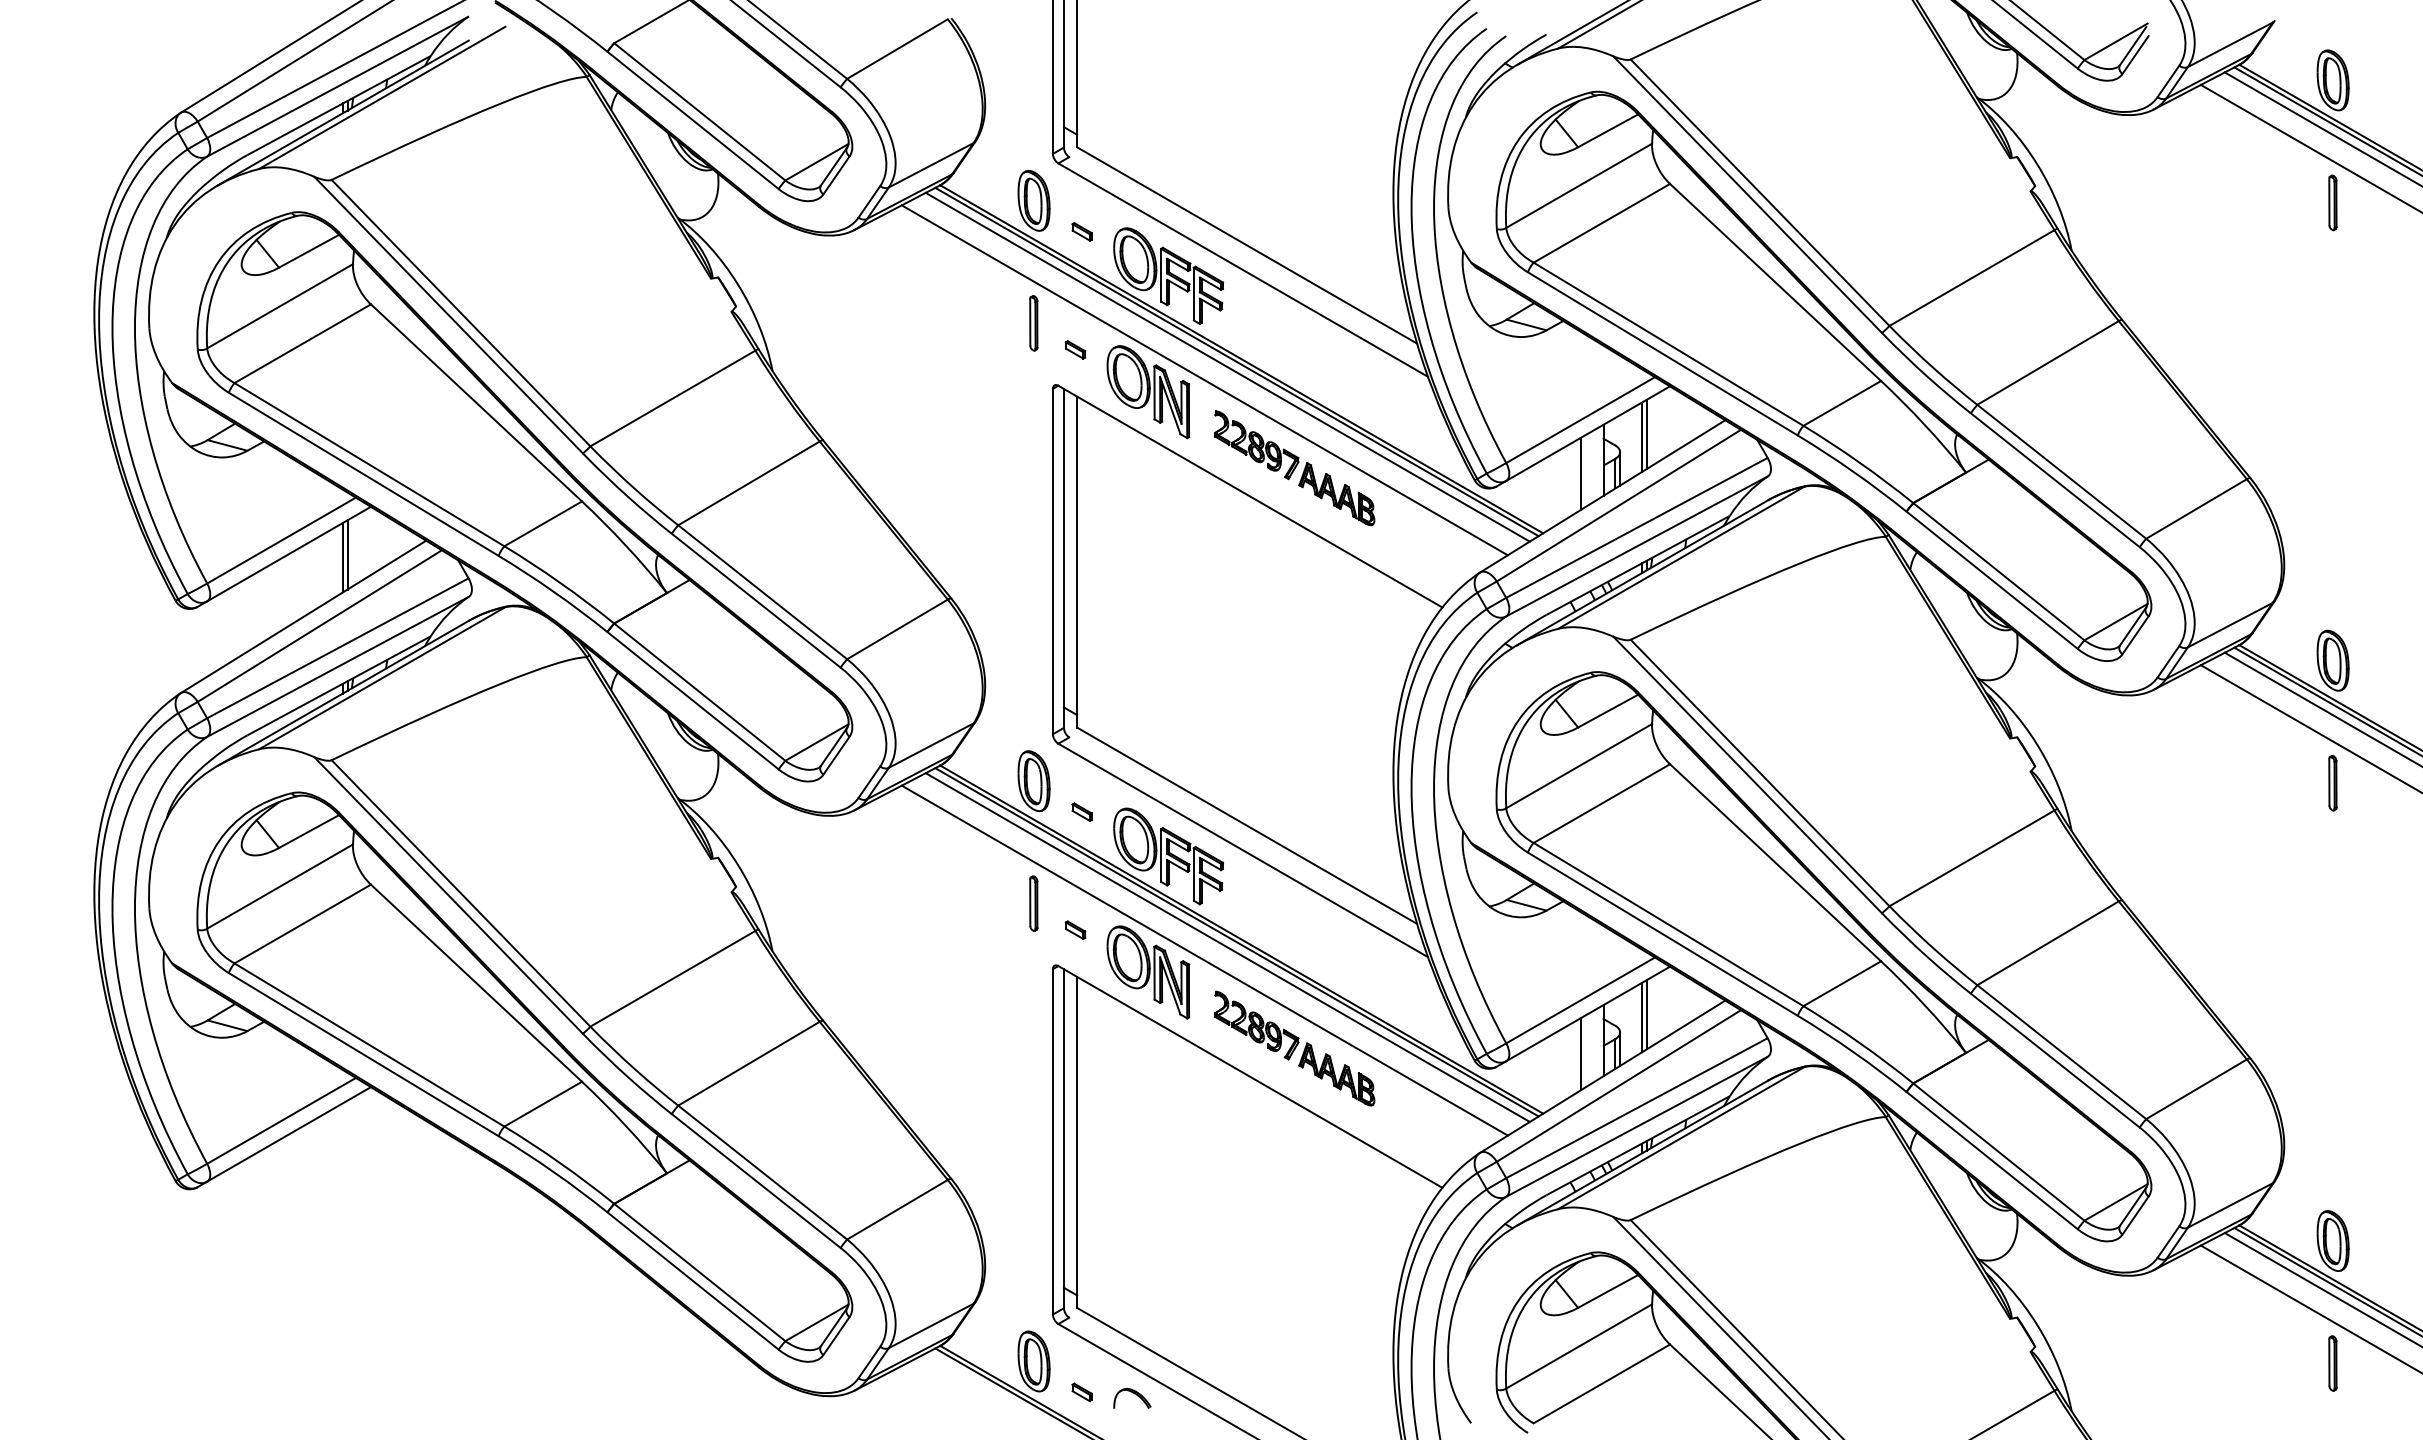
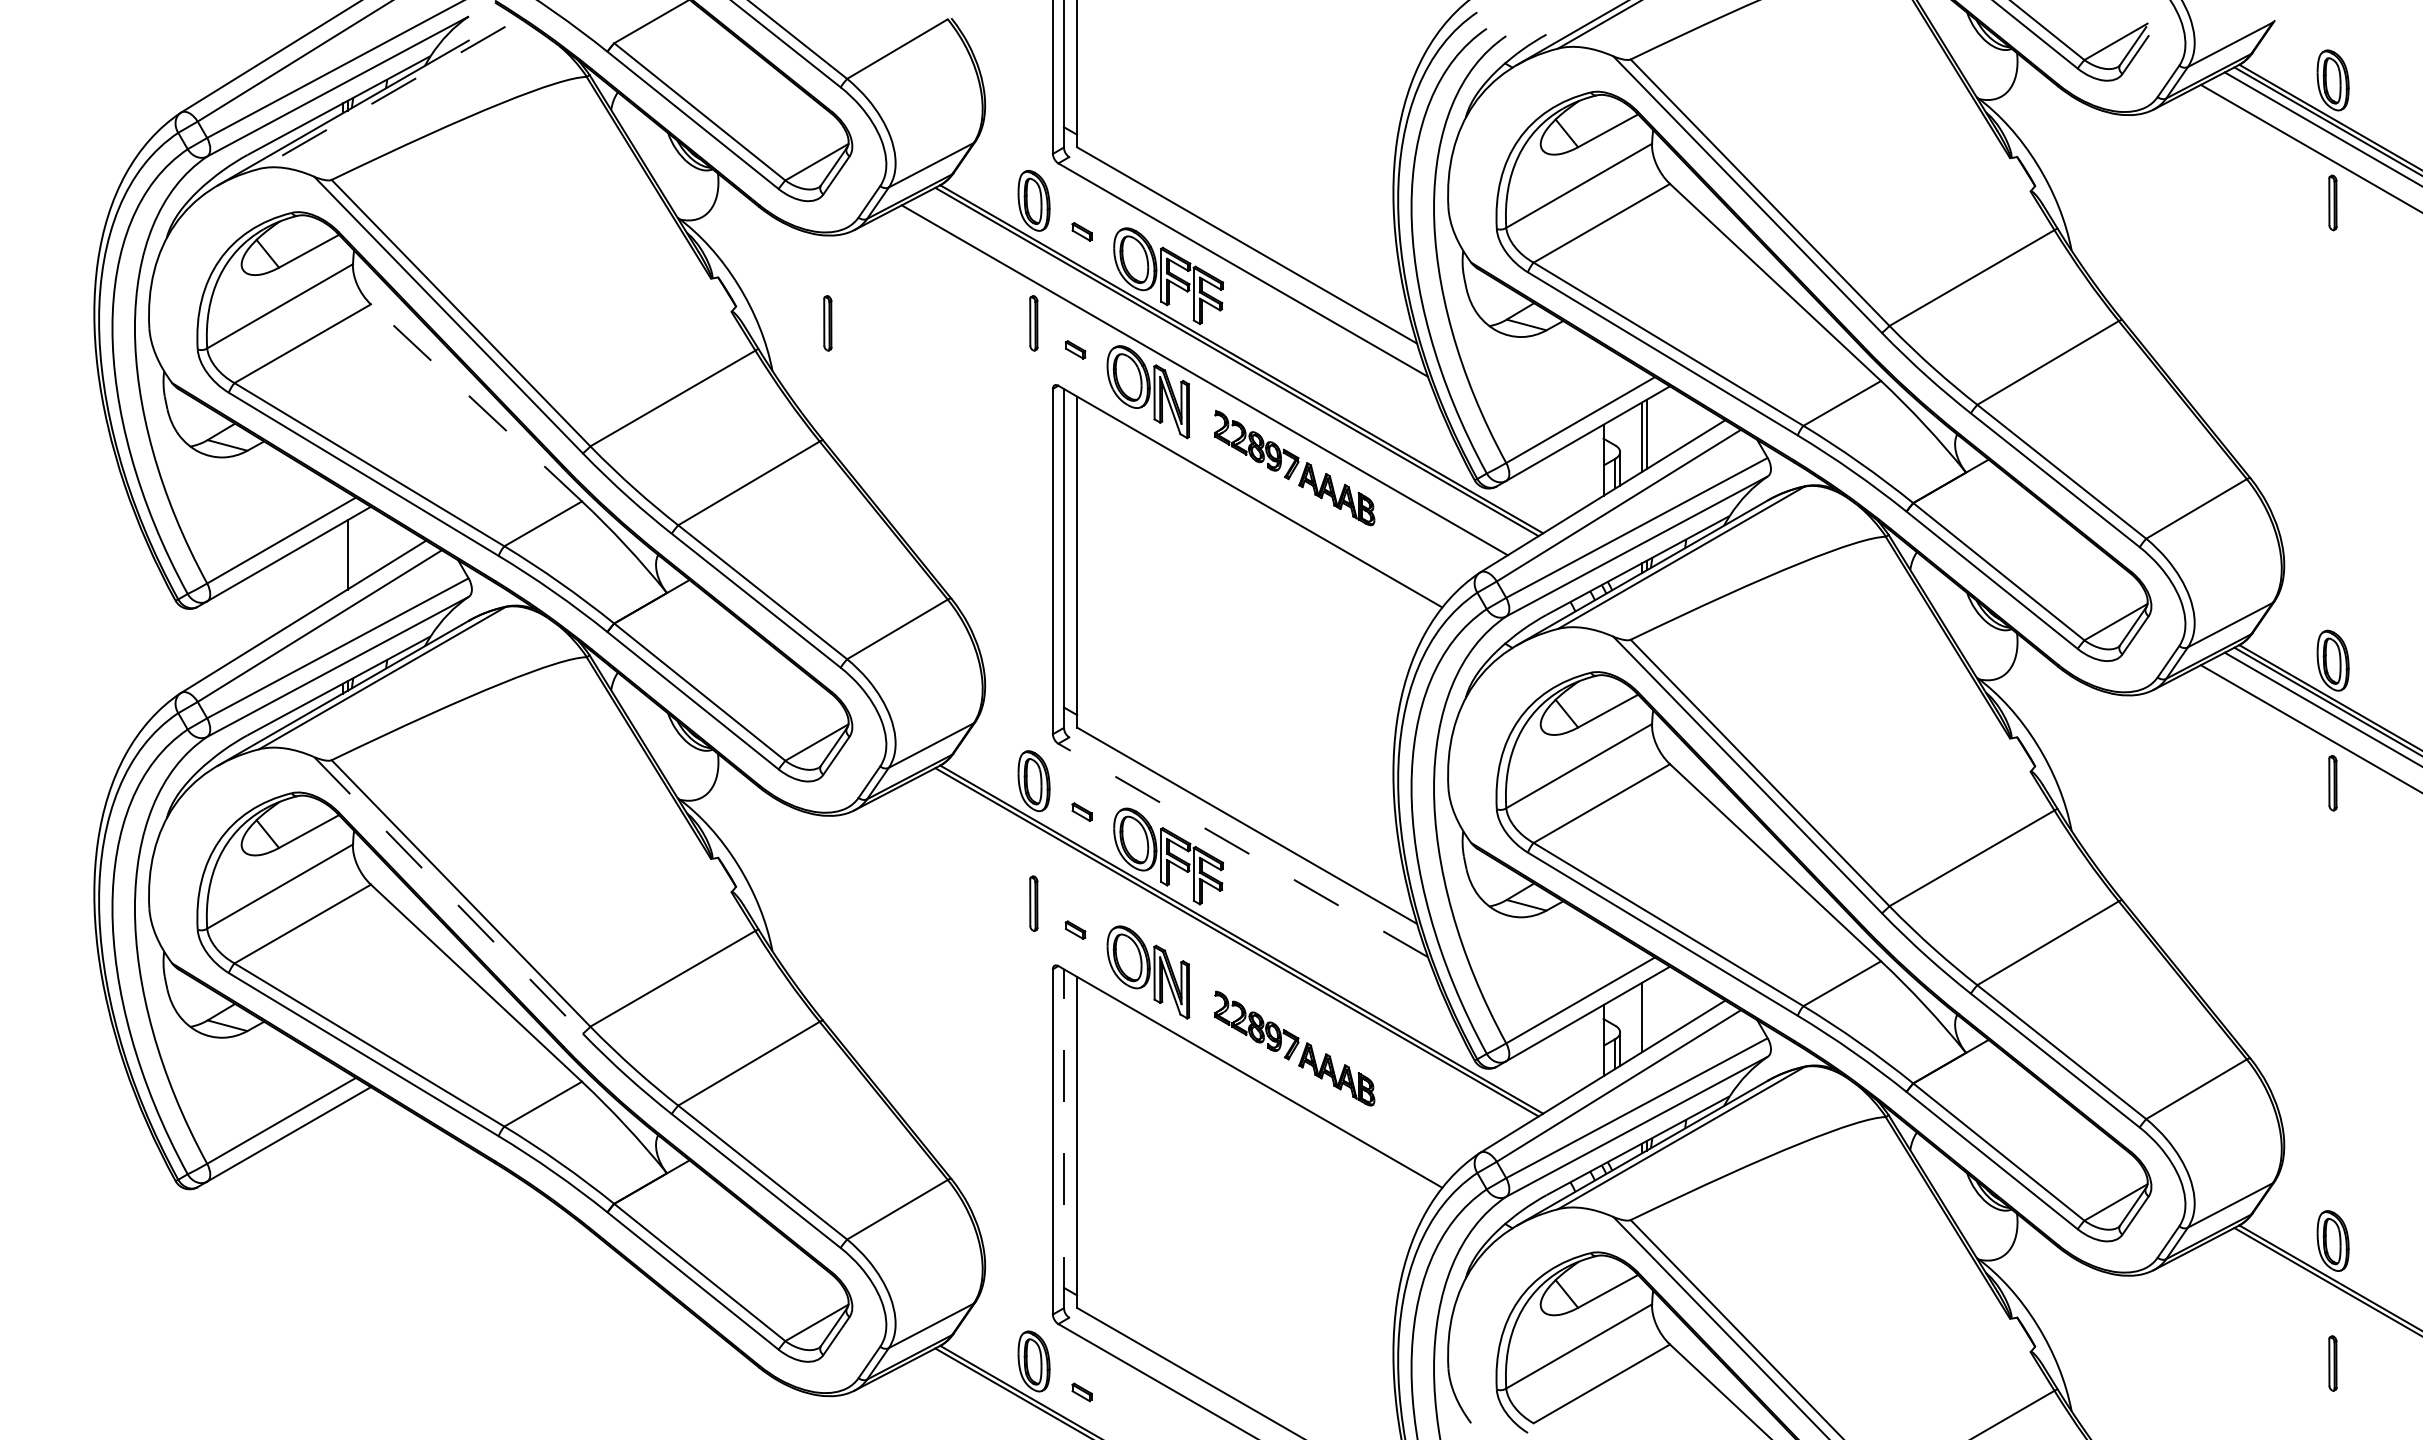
line: solid -> dashed (381, 98)
part: none -> present (827, 323)
line: present -> none (1227, 366)
line: solid -> dashed (476, 402)
line: present -> none (1581, 473)
line: present -> none (342, 557)
line: solid -> dashed (1242, 850)
line: solid -> dashed (448, 895)
line: present -> none (1227, 947)
line: present -> none (1204, 960)
line: present -> none (1646, 1014)
line: present -> none (1581, 1053)
line: solid -> dashed (1063, 1138)
line: present -> none (2321, 1289)
line: present -> none (2309, 1308)
part: present -> none (1132, 1398)
